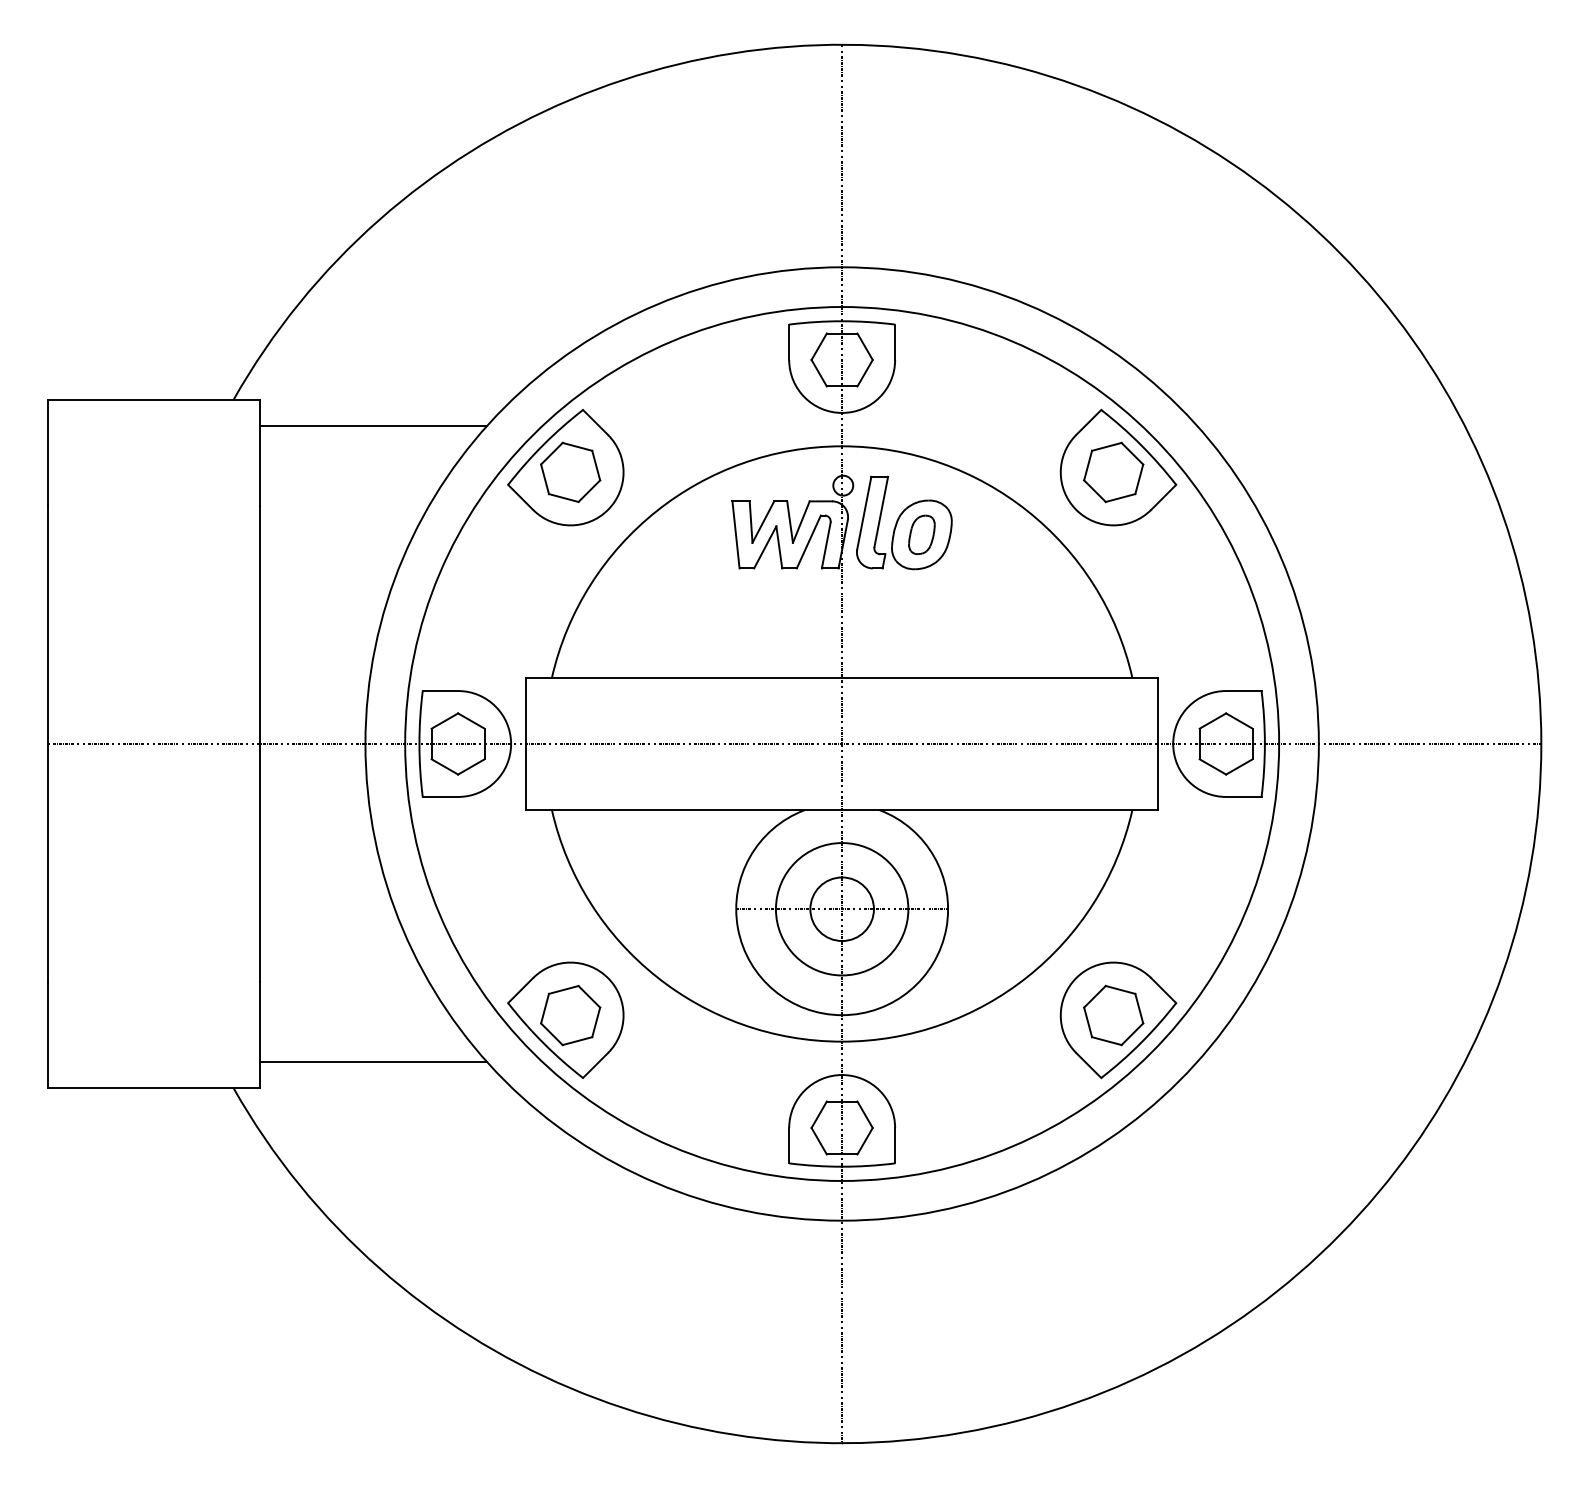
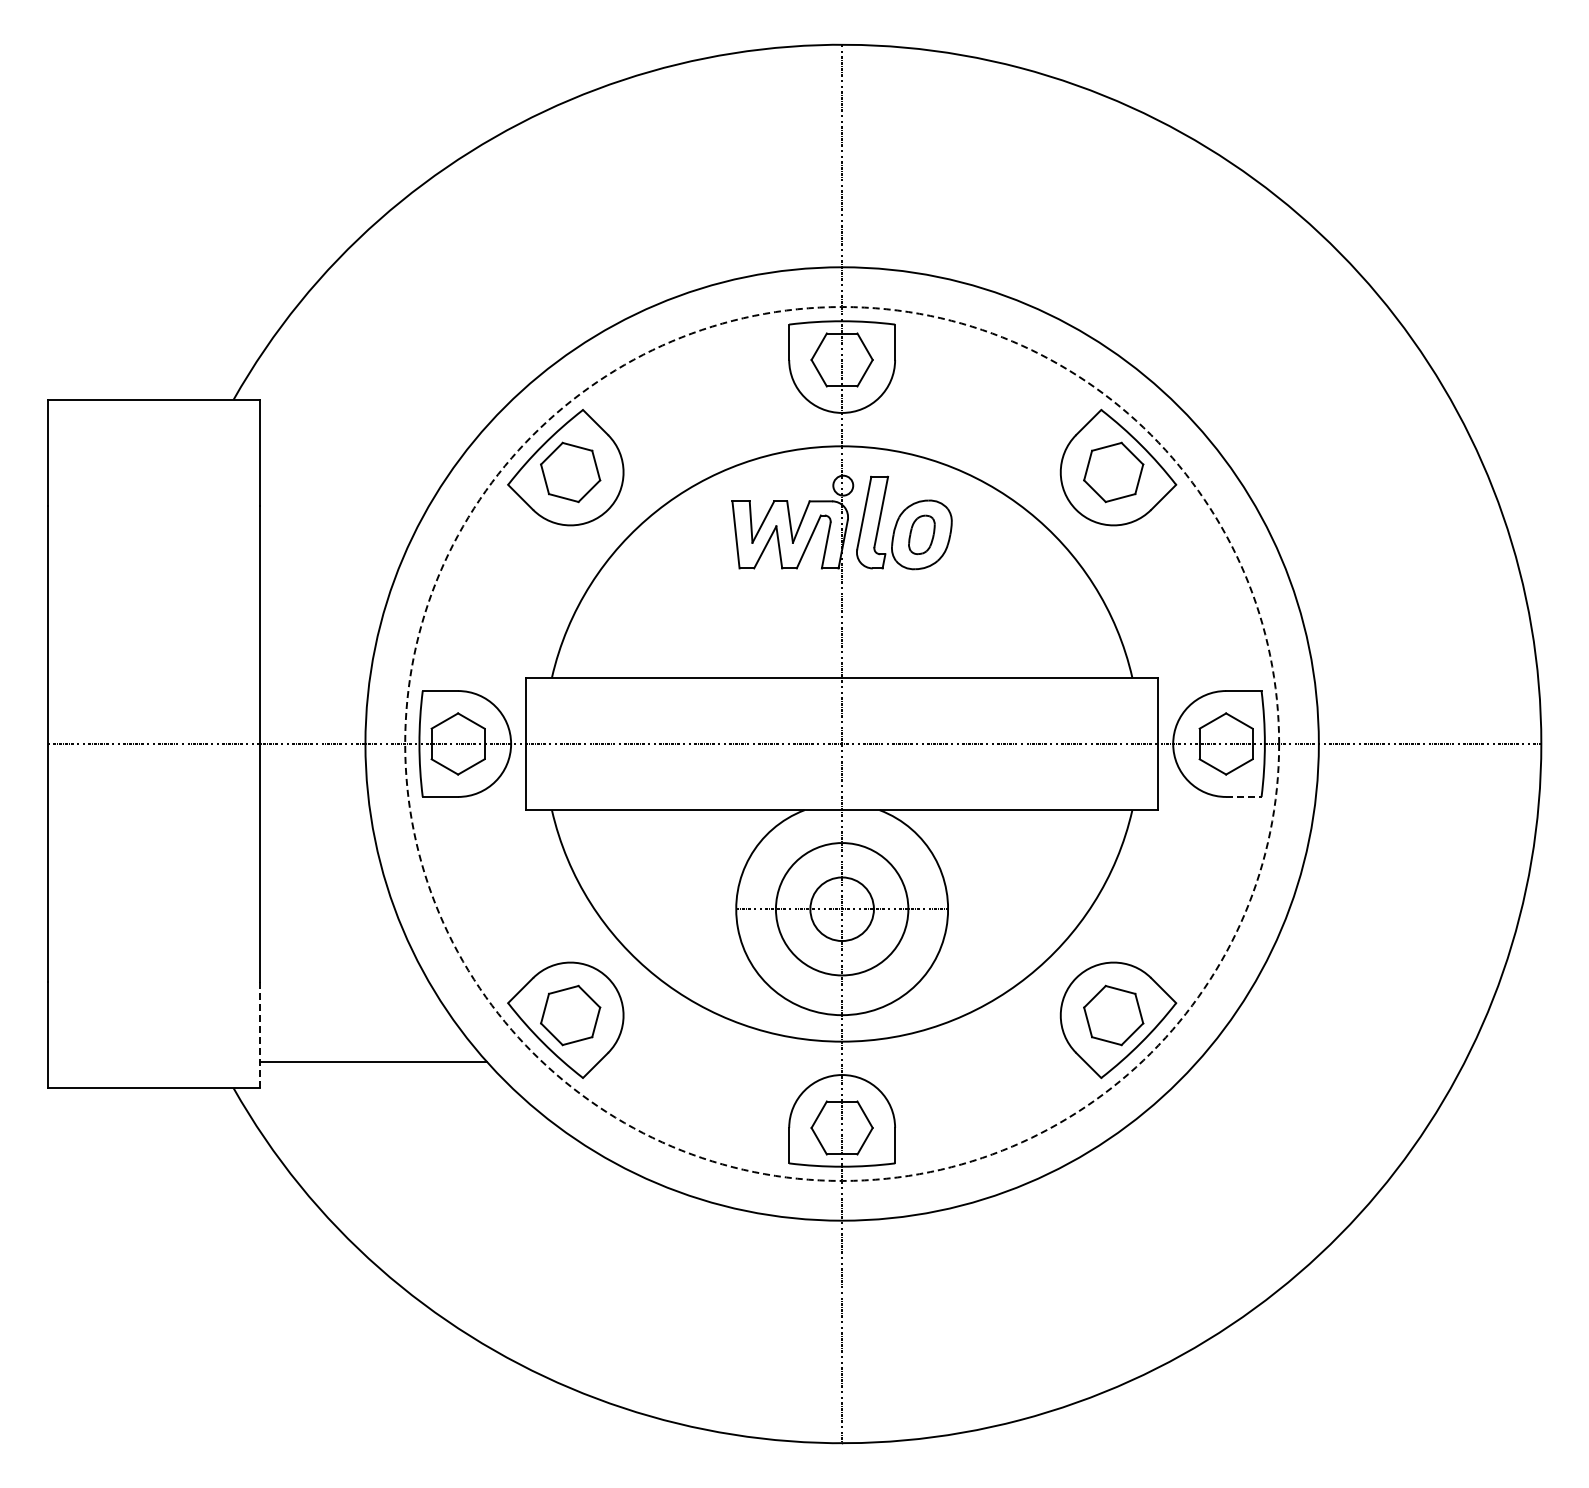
line: present -> none (372, 426)
circle: solid -> dashed (842, 743)
line: solid -> dashed (1243, 796)
line: solid -> dashed (259, 1035)
